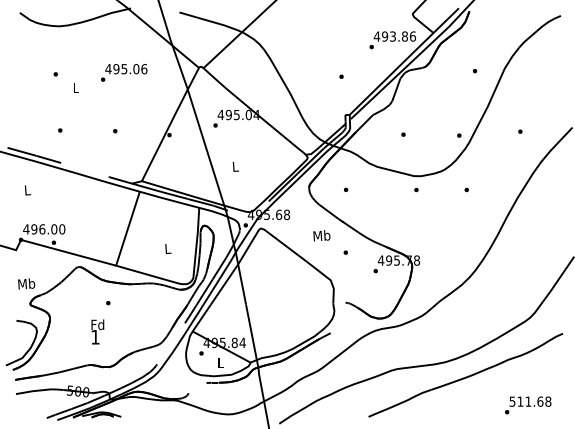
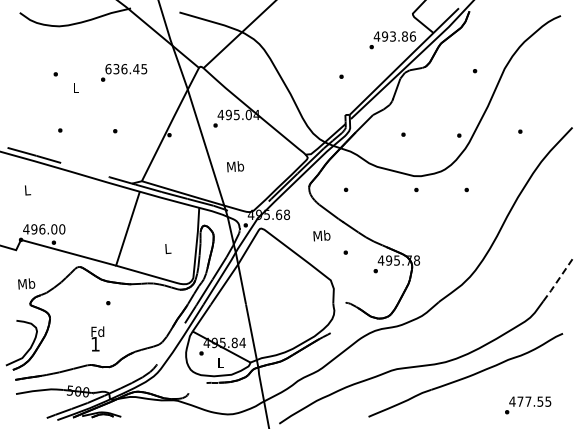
text: 495.06 -> 636.45 (126, 69)
text: L -> Mb (235, 166)
line: solid -> dashed (558, 279)
text position: (97, 331) -> (97, 338) (97, 338)
text: 511.68 -> 477.55 (530, 401)
